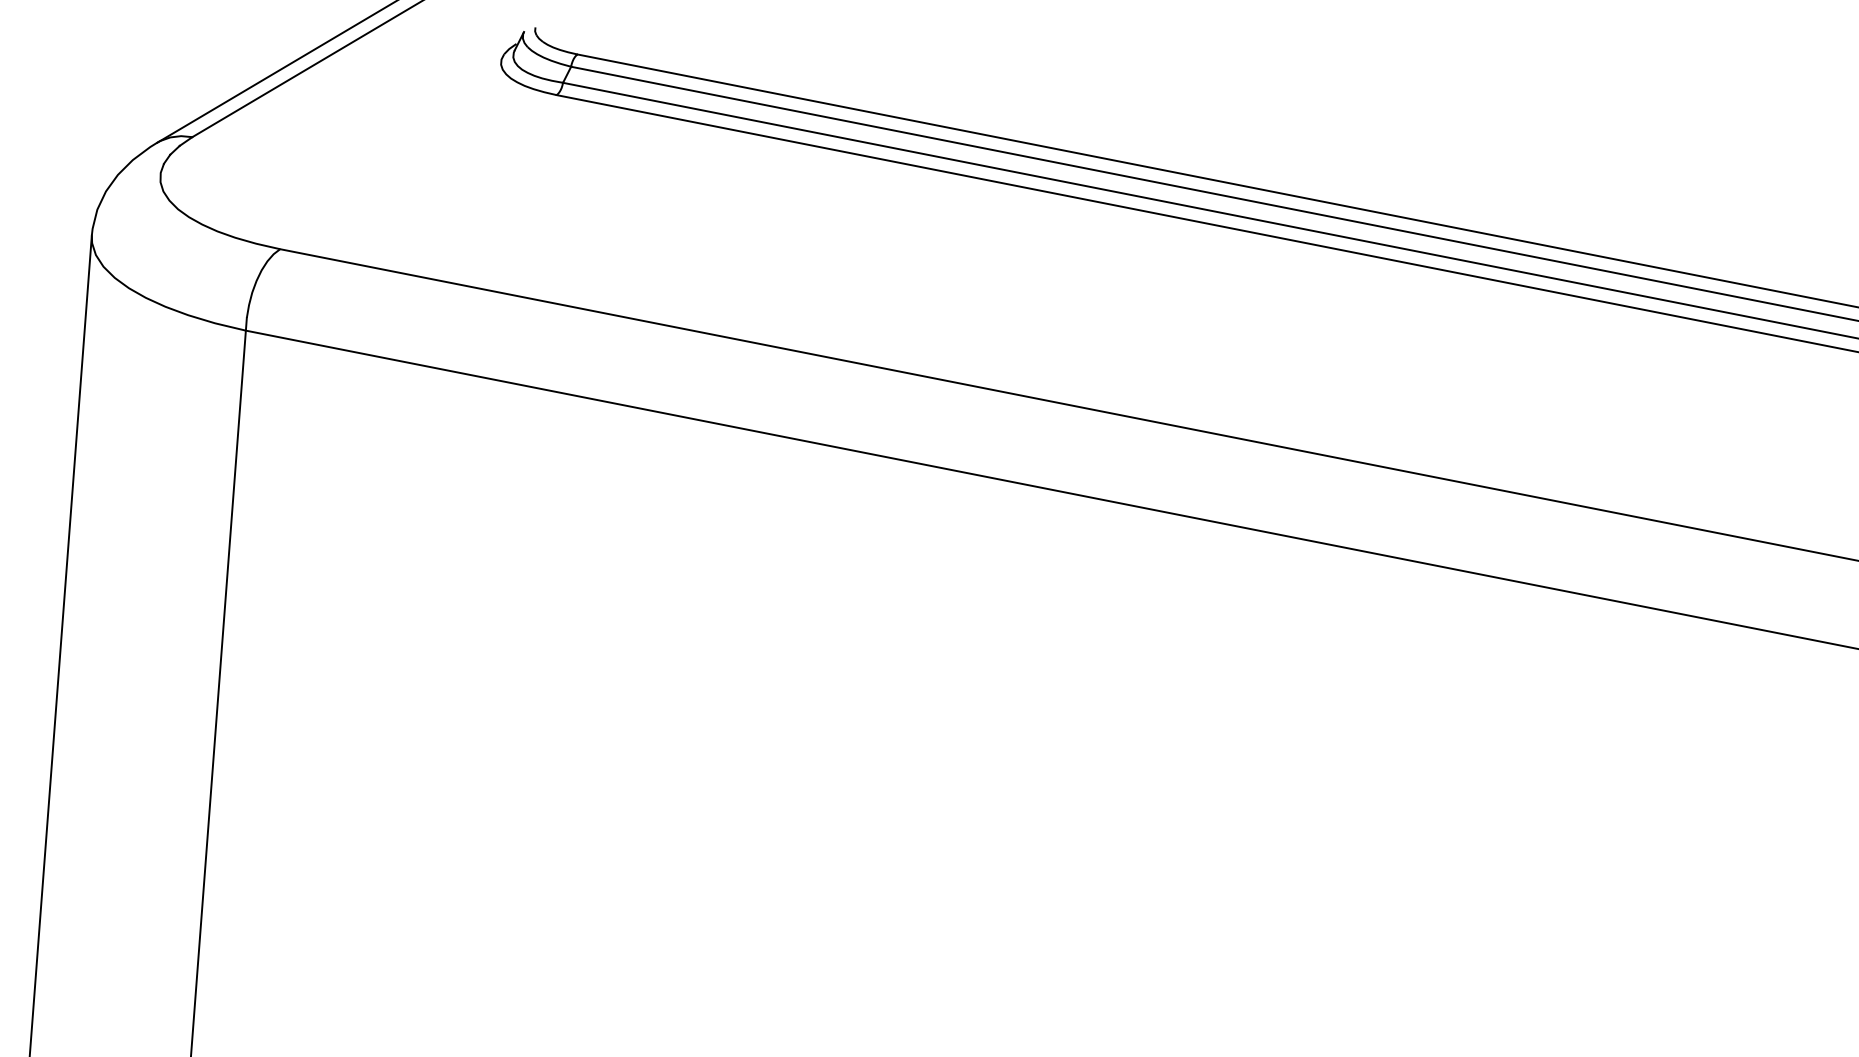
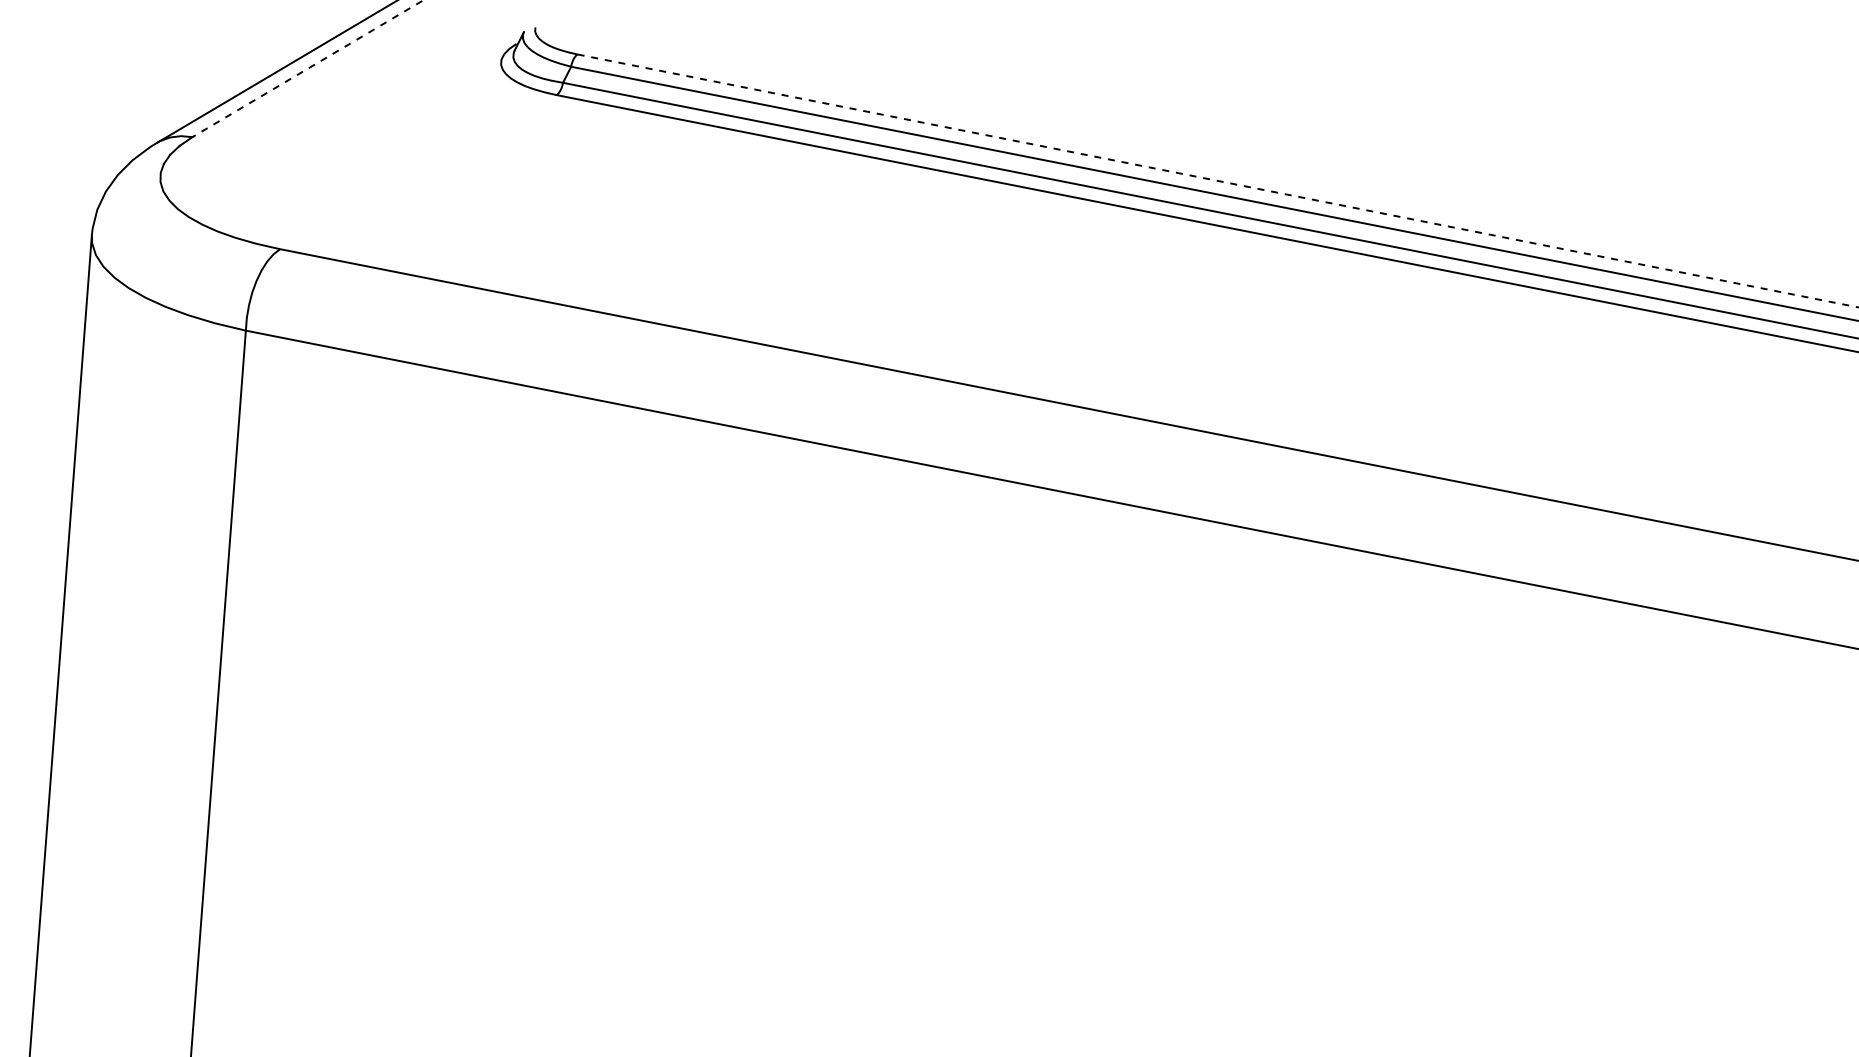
line: solid -> dashed (307, 68)
line: solid -> dashed (1218, 180)
